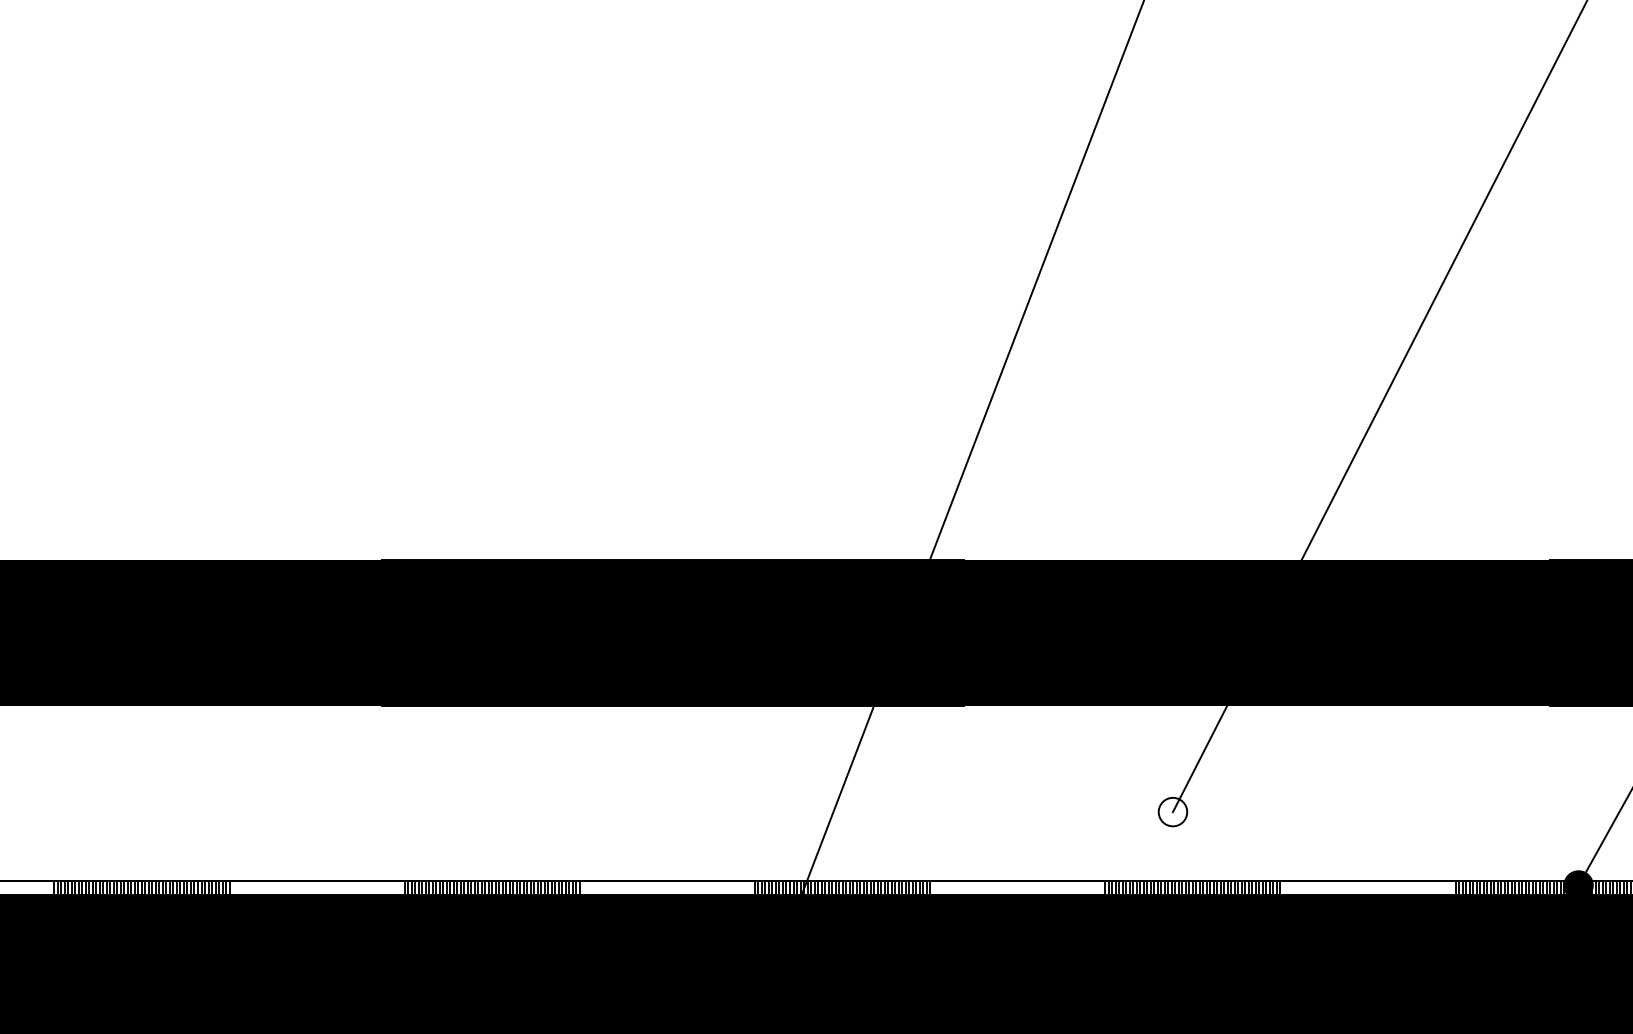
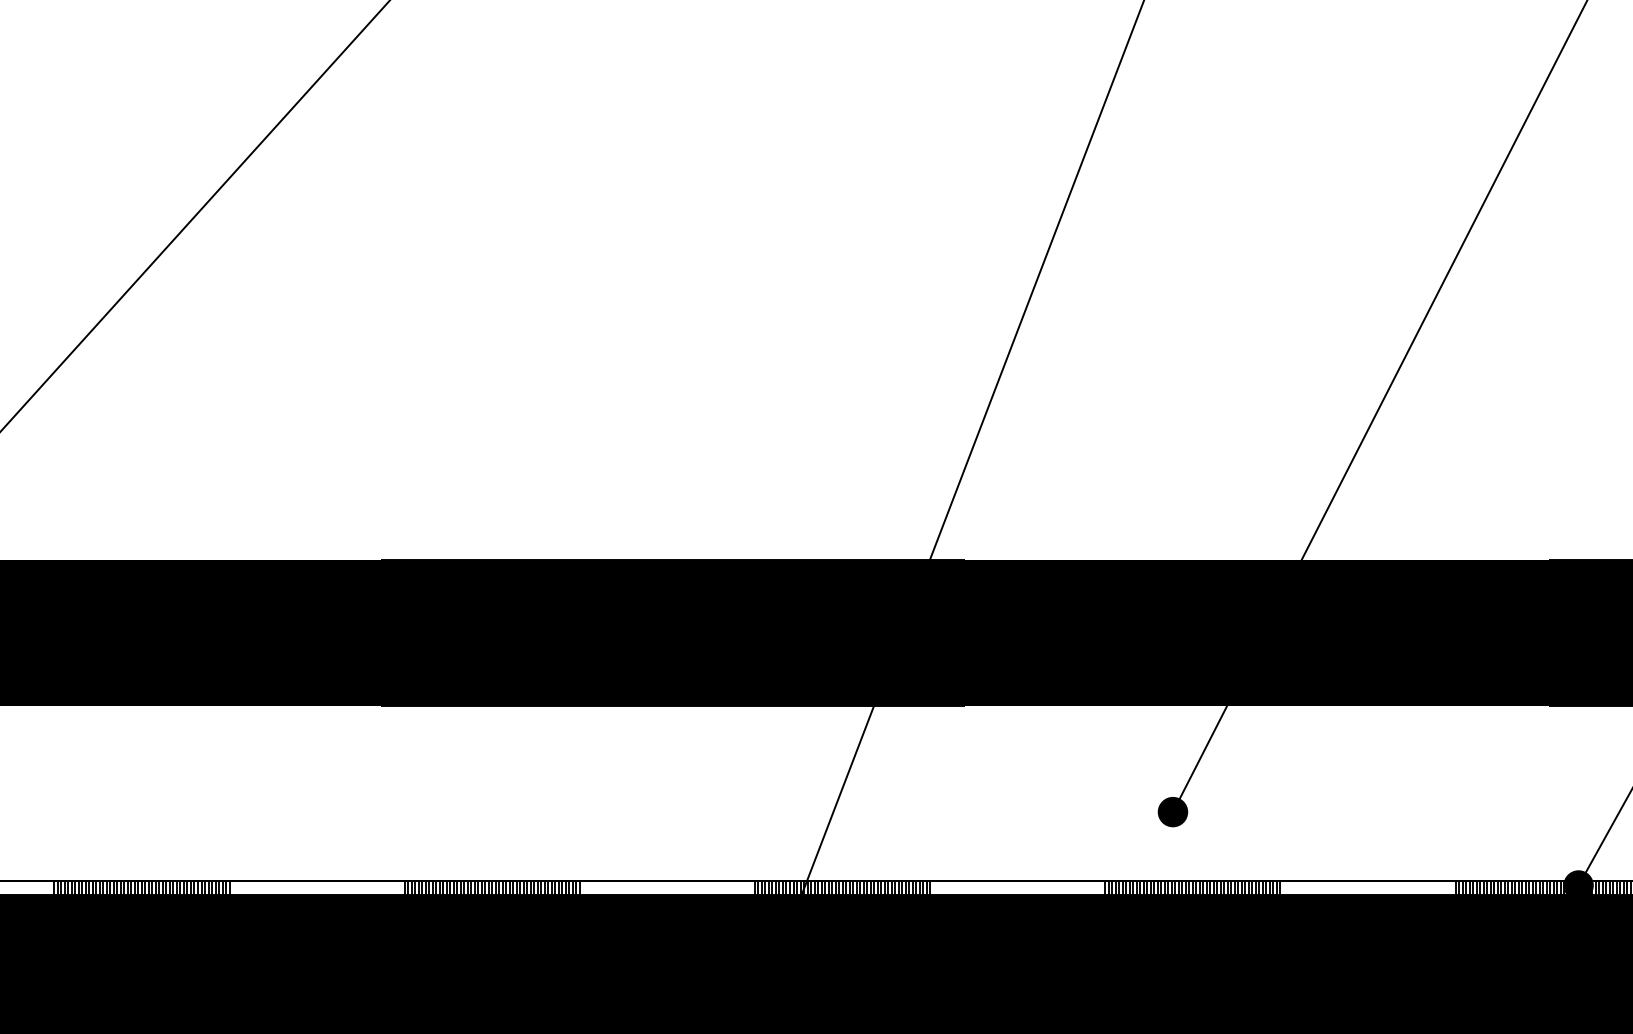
line: none -> present (195, 216)
fill: none -> present (1172, 811)
